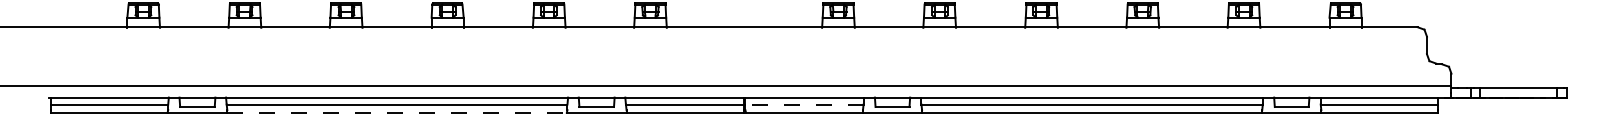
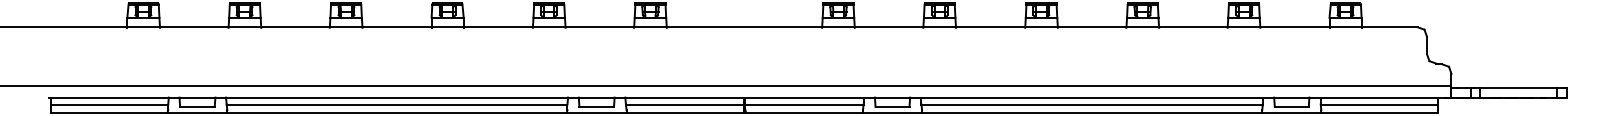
line: dashed -> solid (804, 104)
line: dashed -> solid (397, 112)
